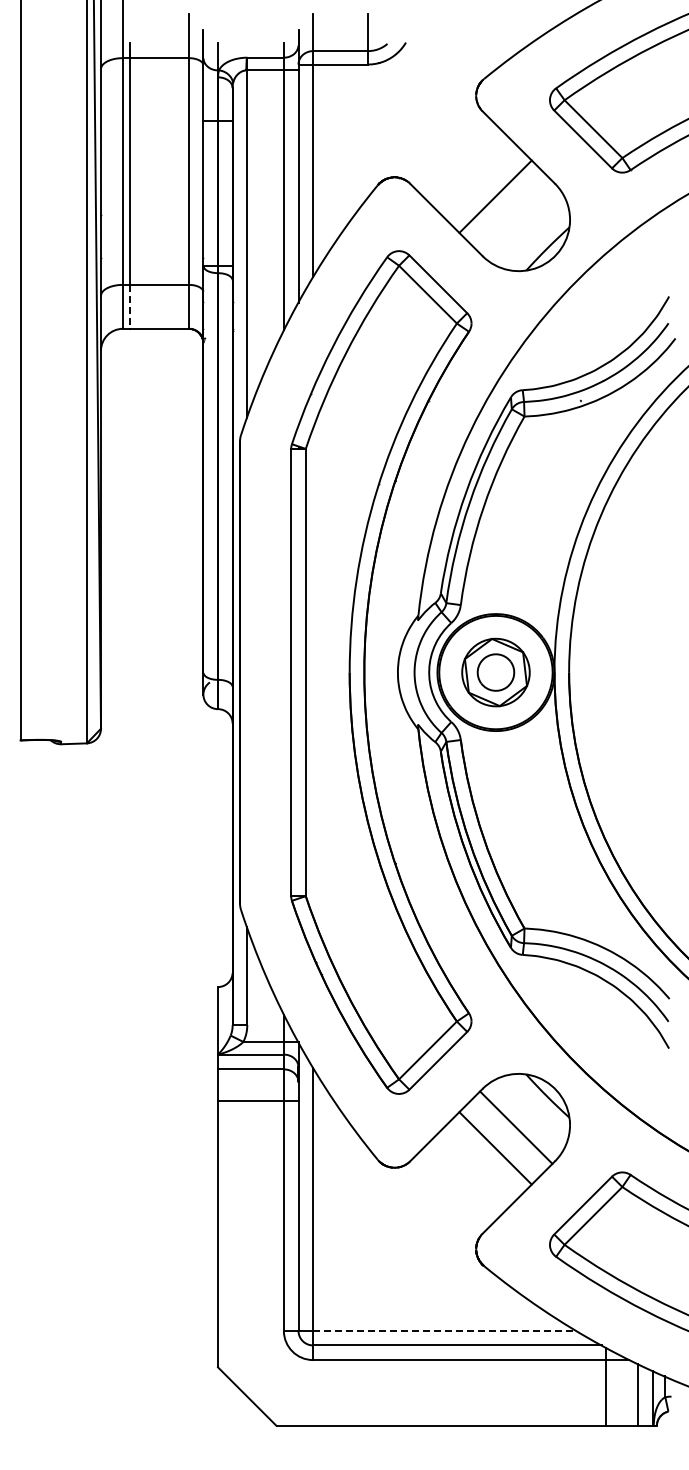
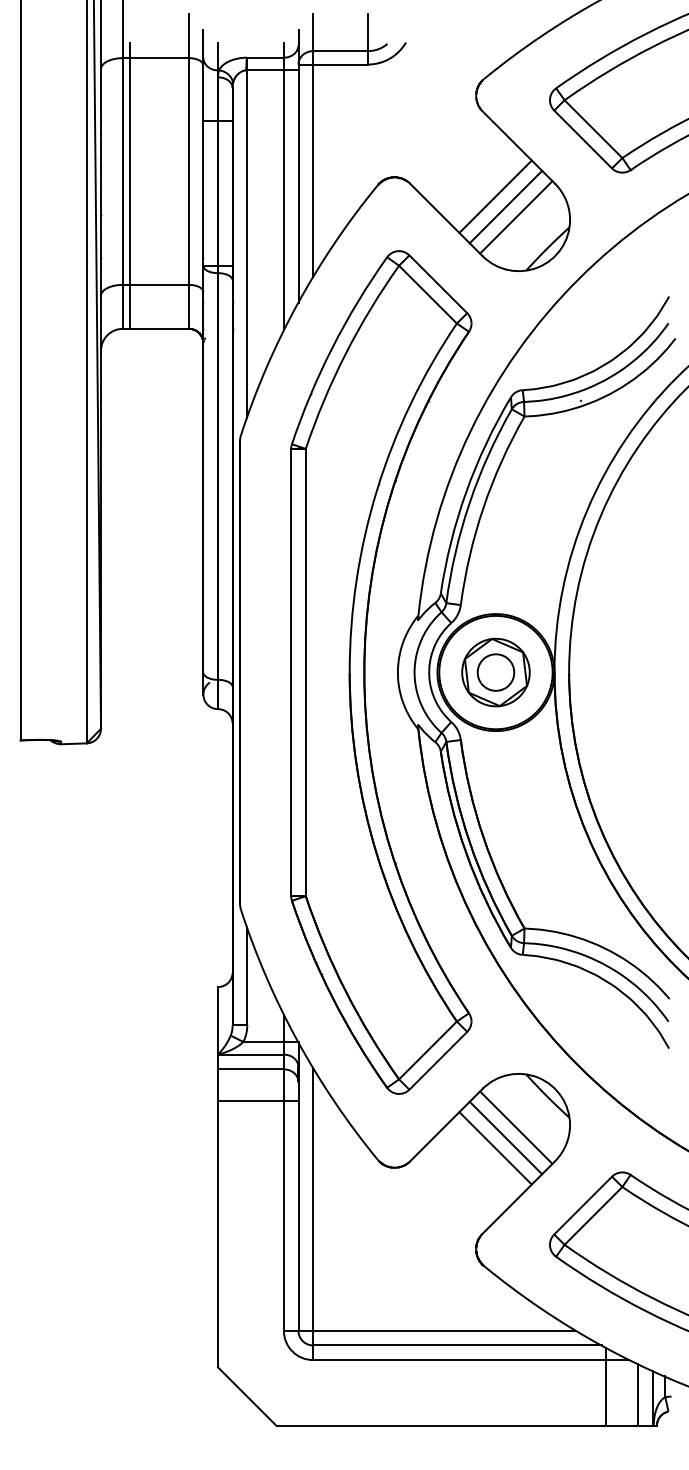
line: none -> present (505, 206)
line: none -> present (516, 217)
line: dashed -> solid (130, 306)
line: none -> present (505, 1137)
line: dashed -> solid (445, 1330)
